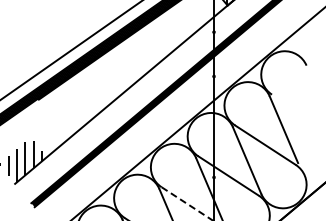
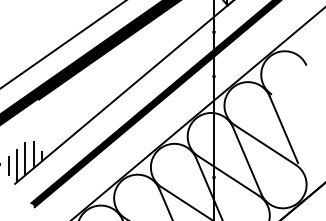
line position: (71, 50) -> (62, 44) (62, 44)
line: dashed -> solid (187, 203)
